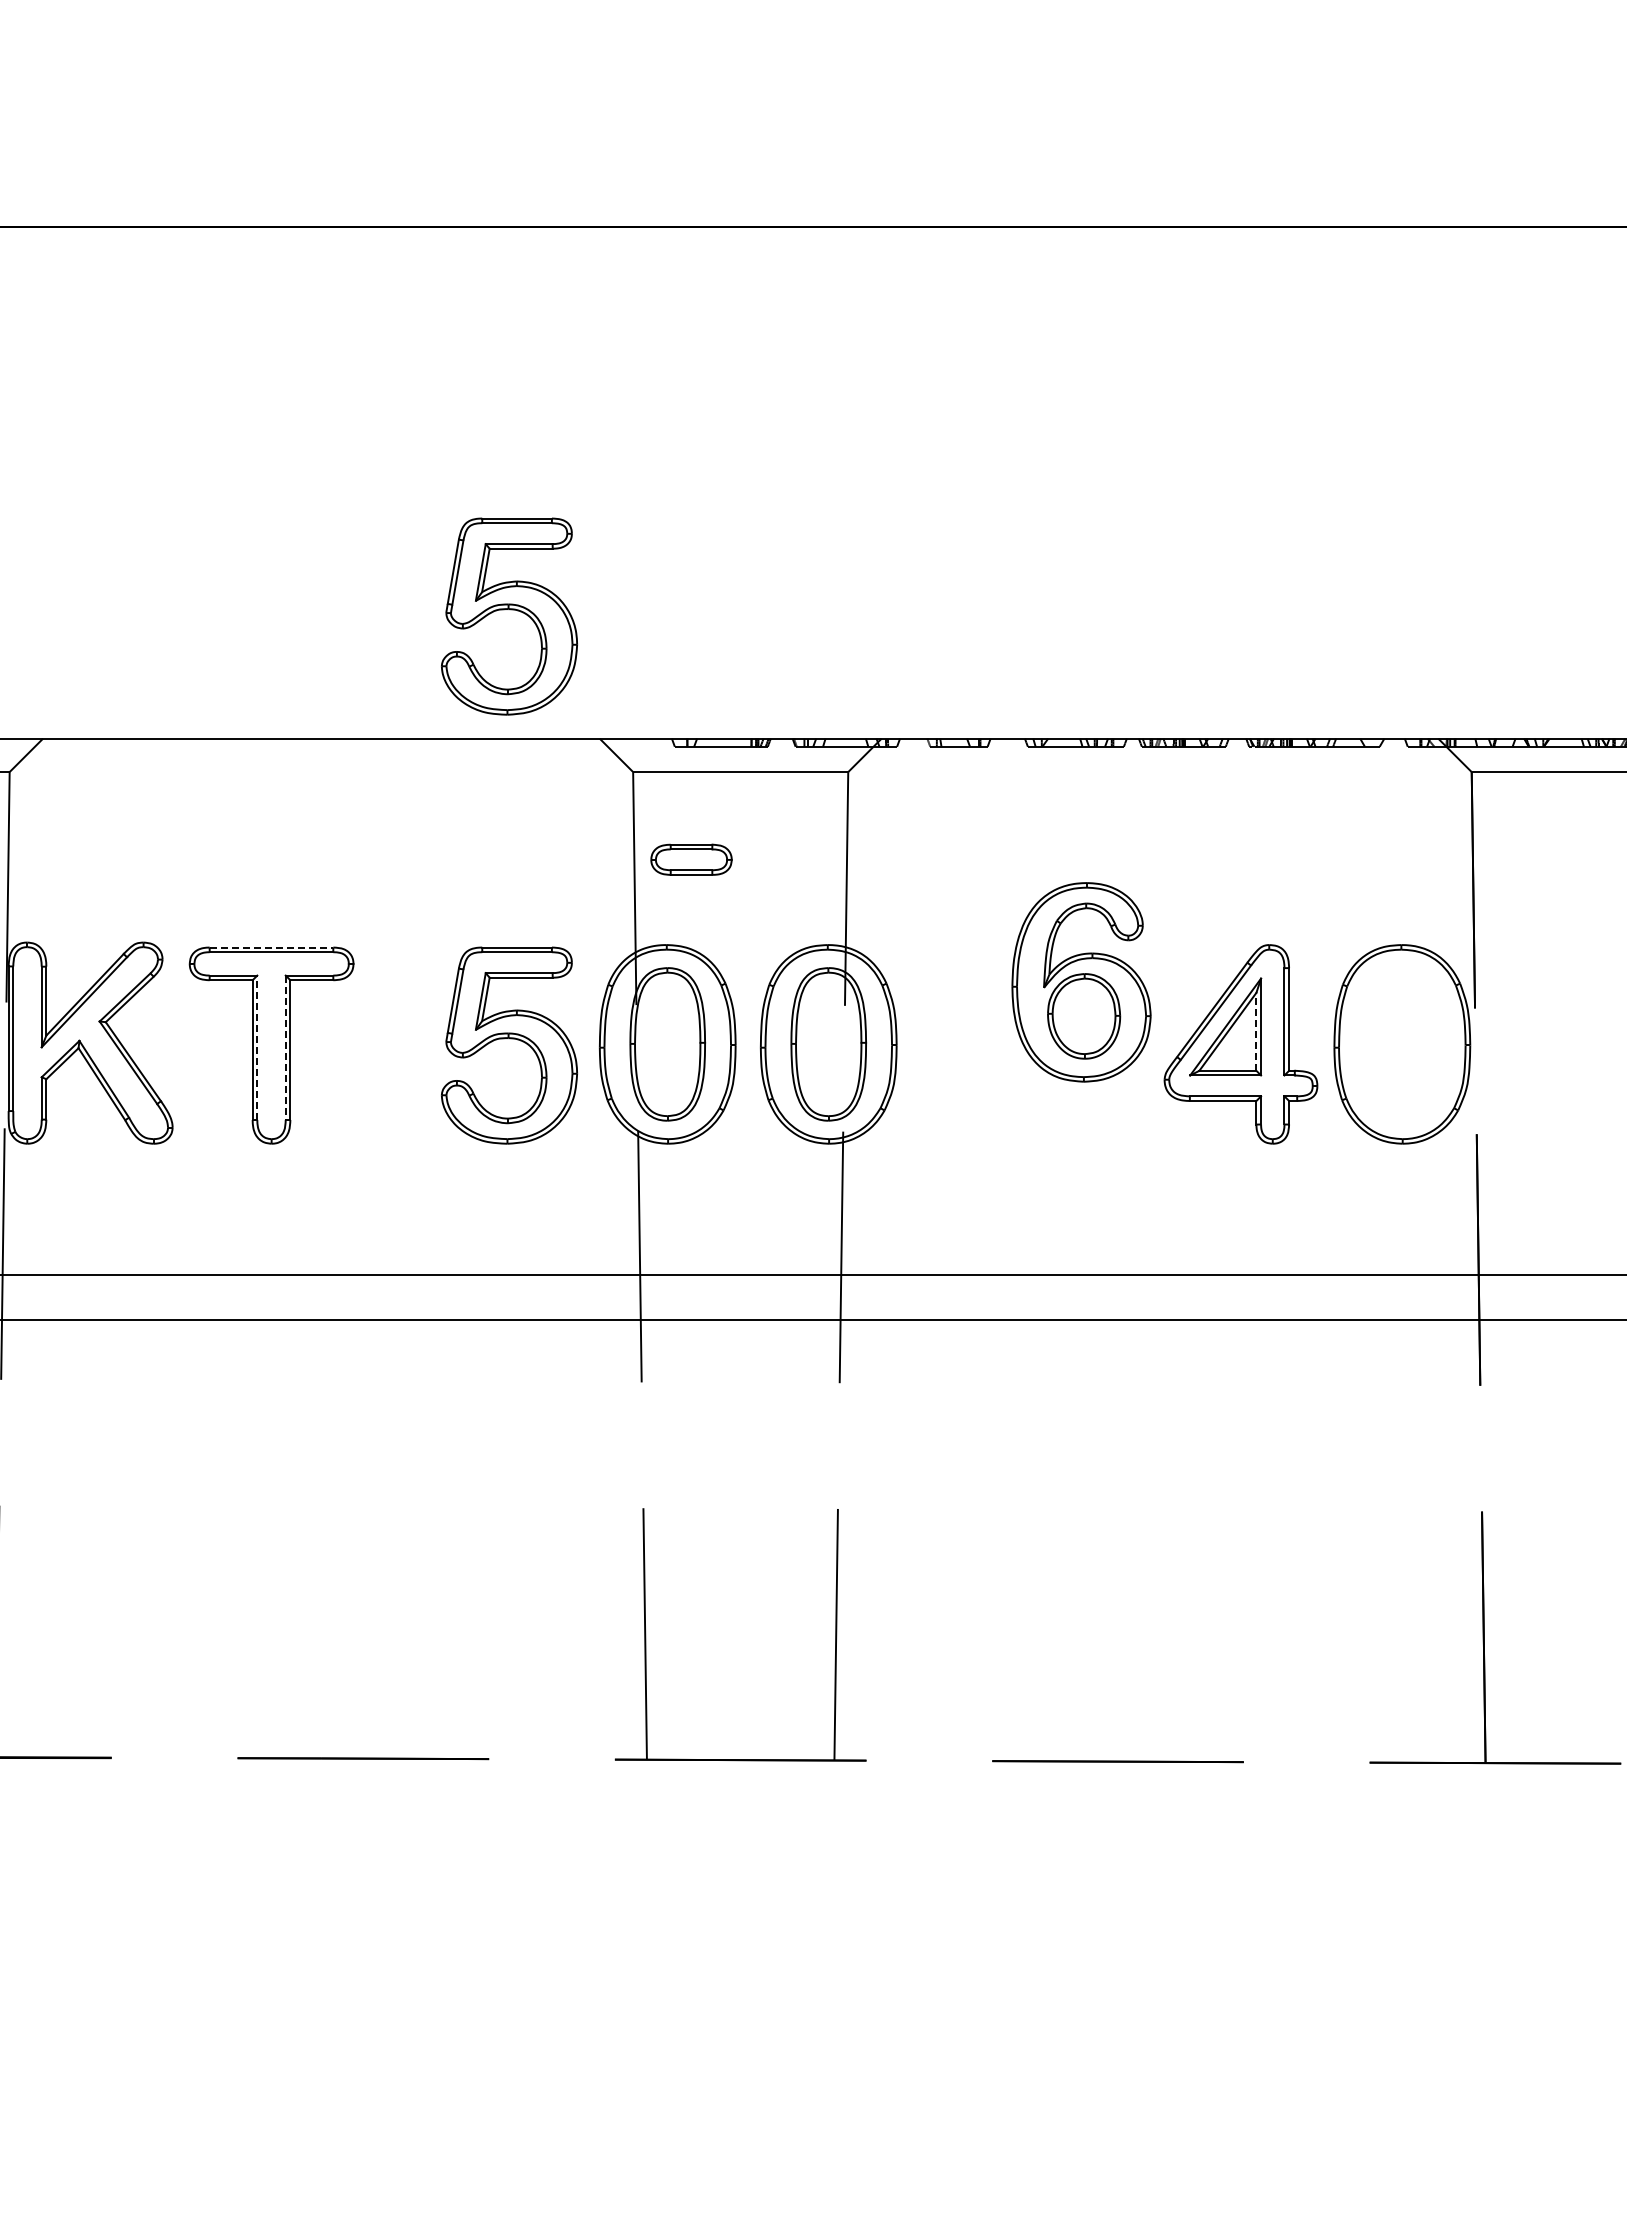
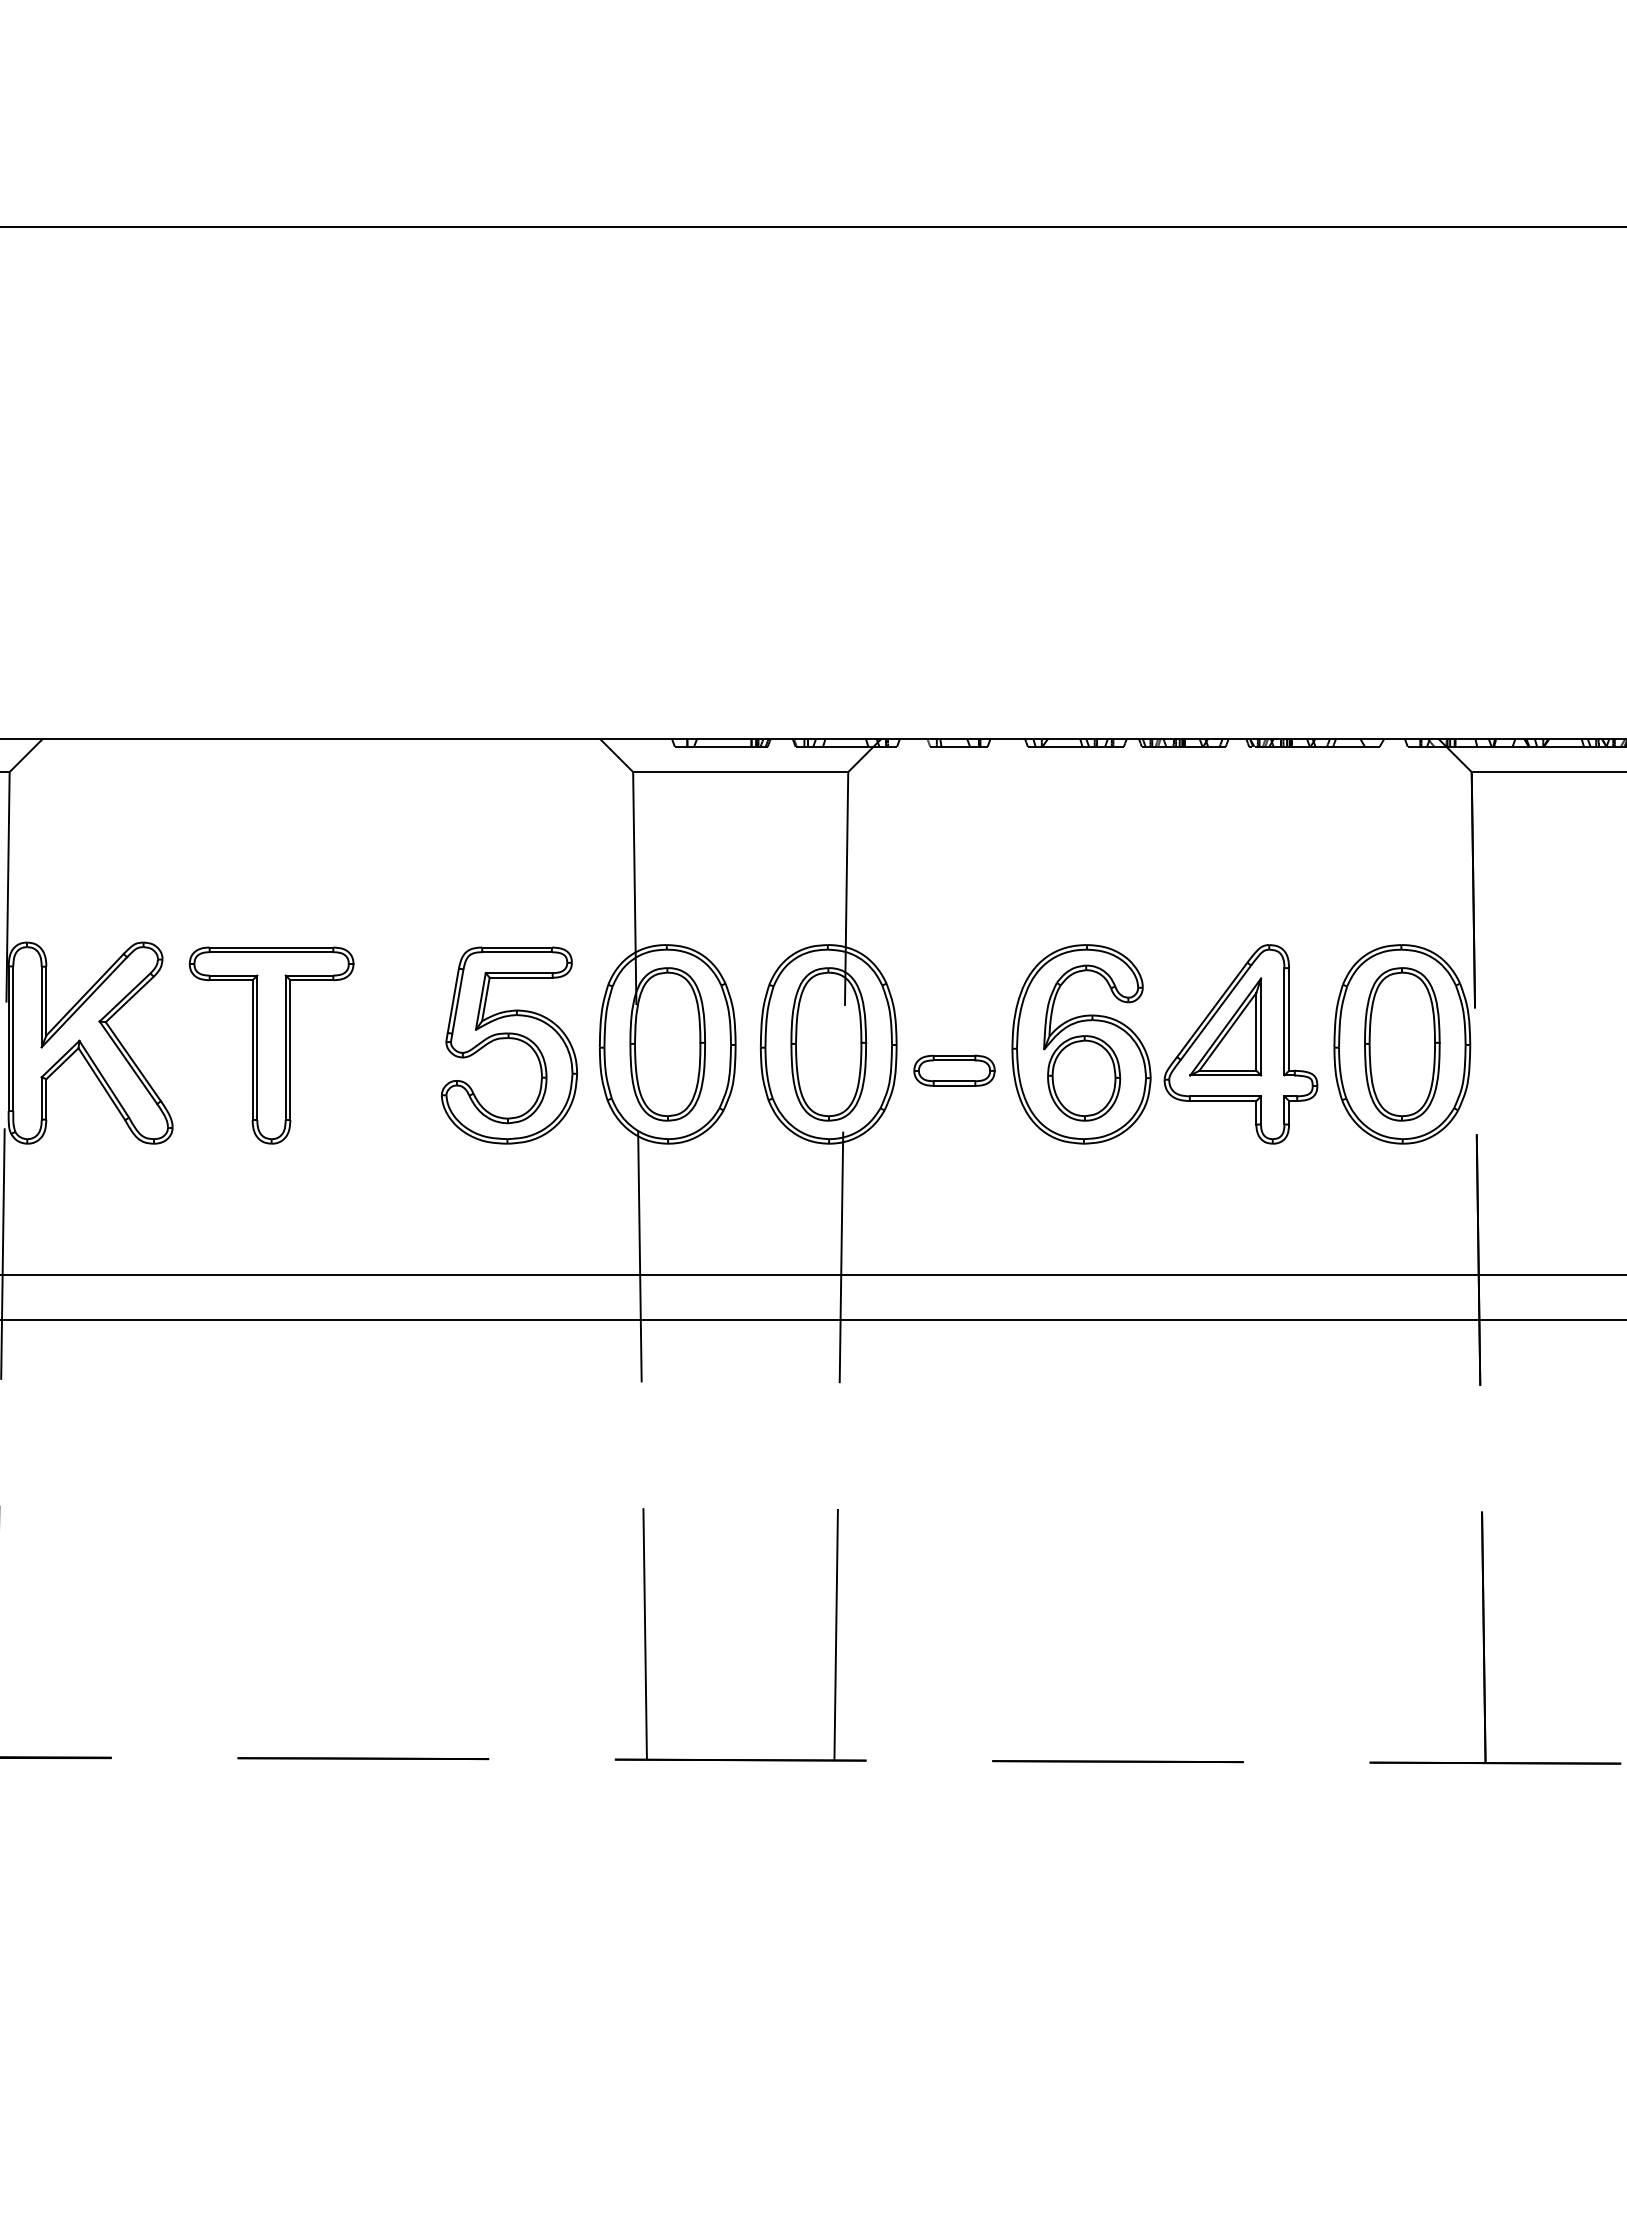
part: present -> none (510, 610)
part position: (691, 859) -> (954, 1070) (954, 1070)
line: dashed -> solid (271, 947)
part position: (1081, 982) -> (1081, 1044) (1081, 1044)
line: dashed -> solid (1256, 1031)
part: none -> present (1402, 1044)
line: dashed -> solid (257, 1047)
line: dashed -> solid (285, 1048)
